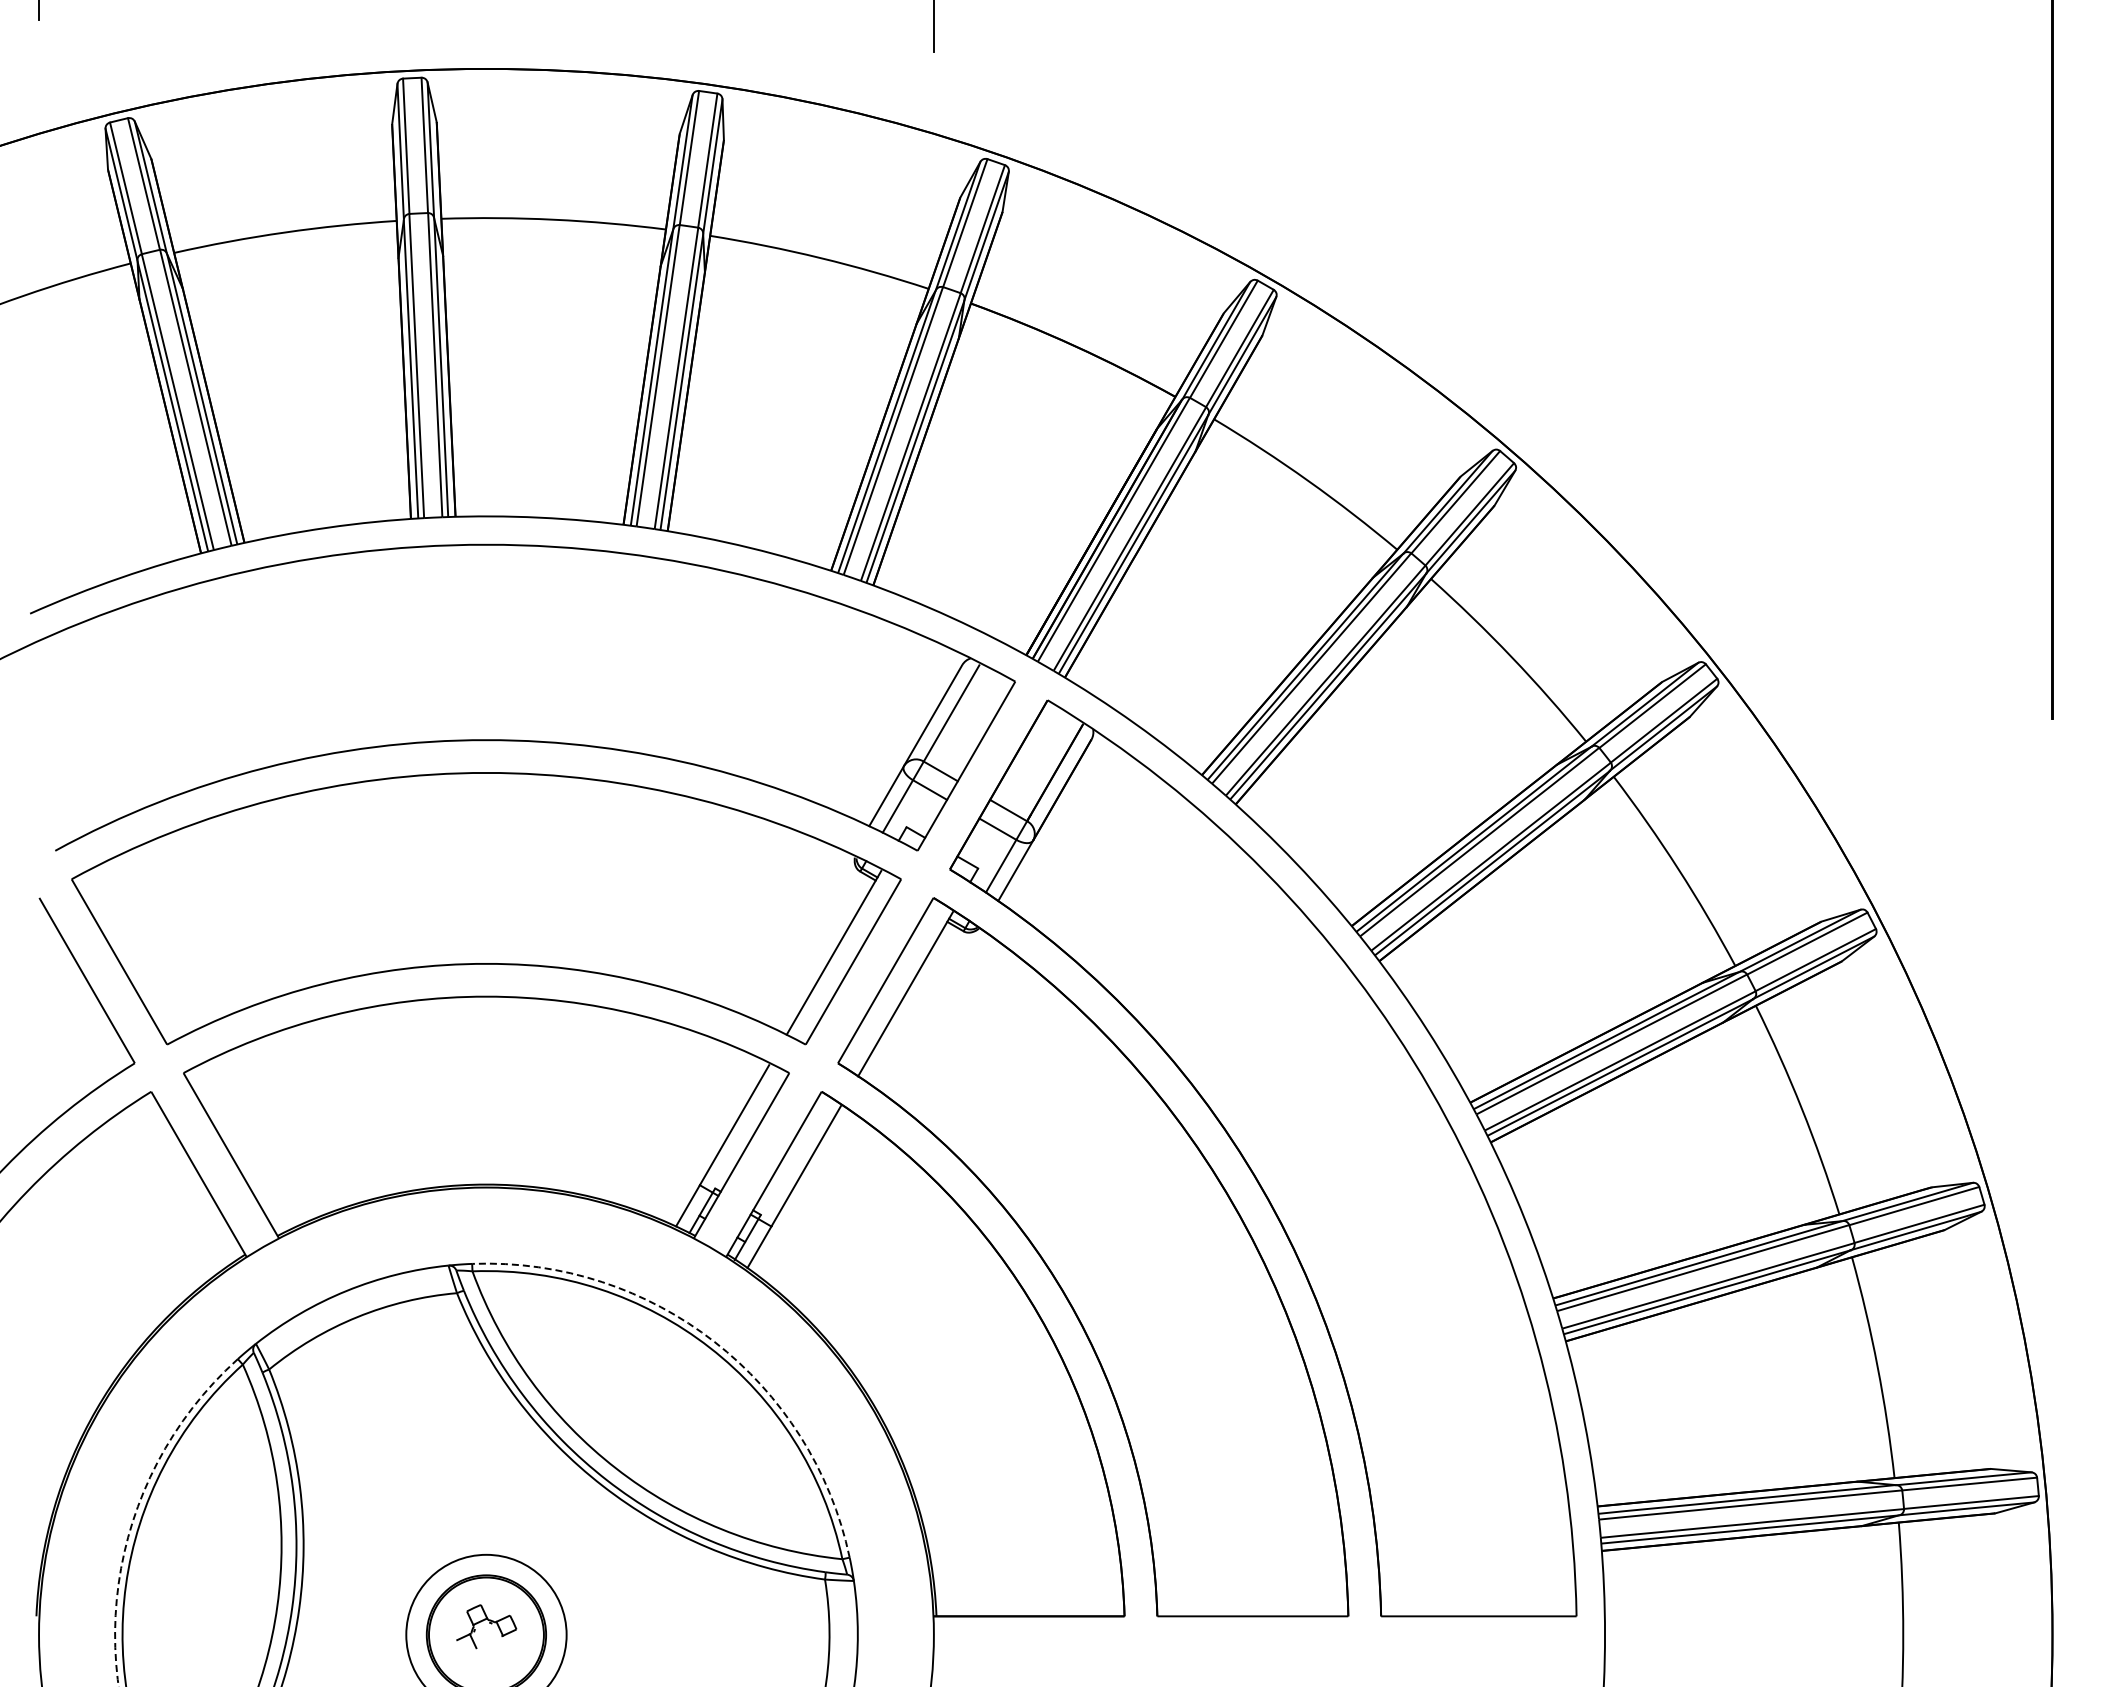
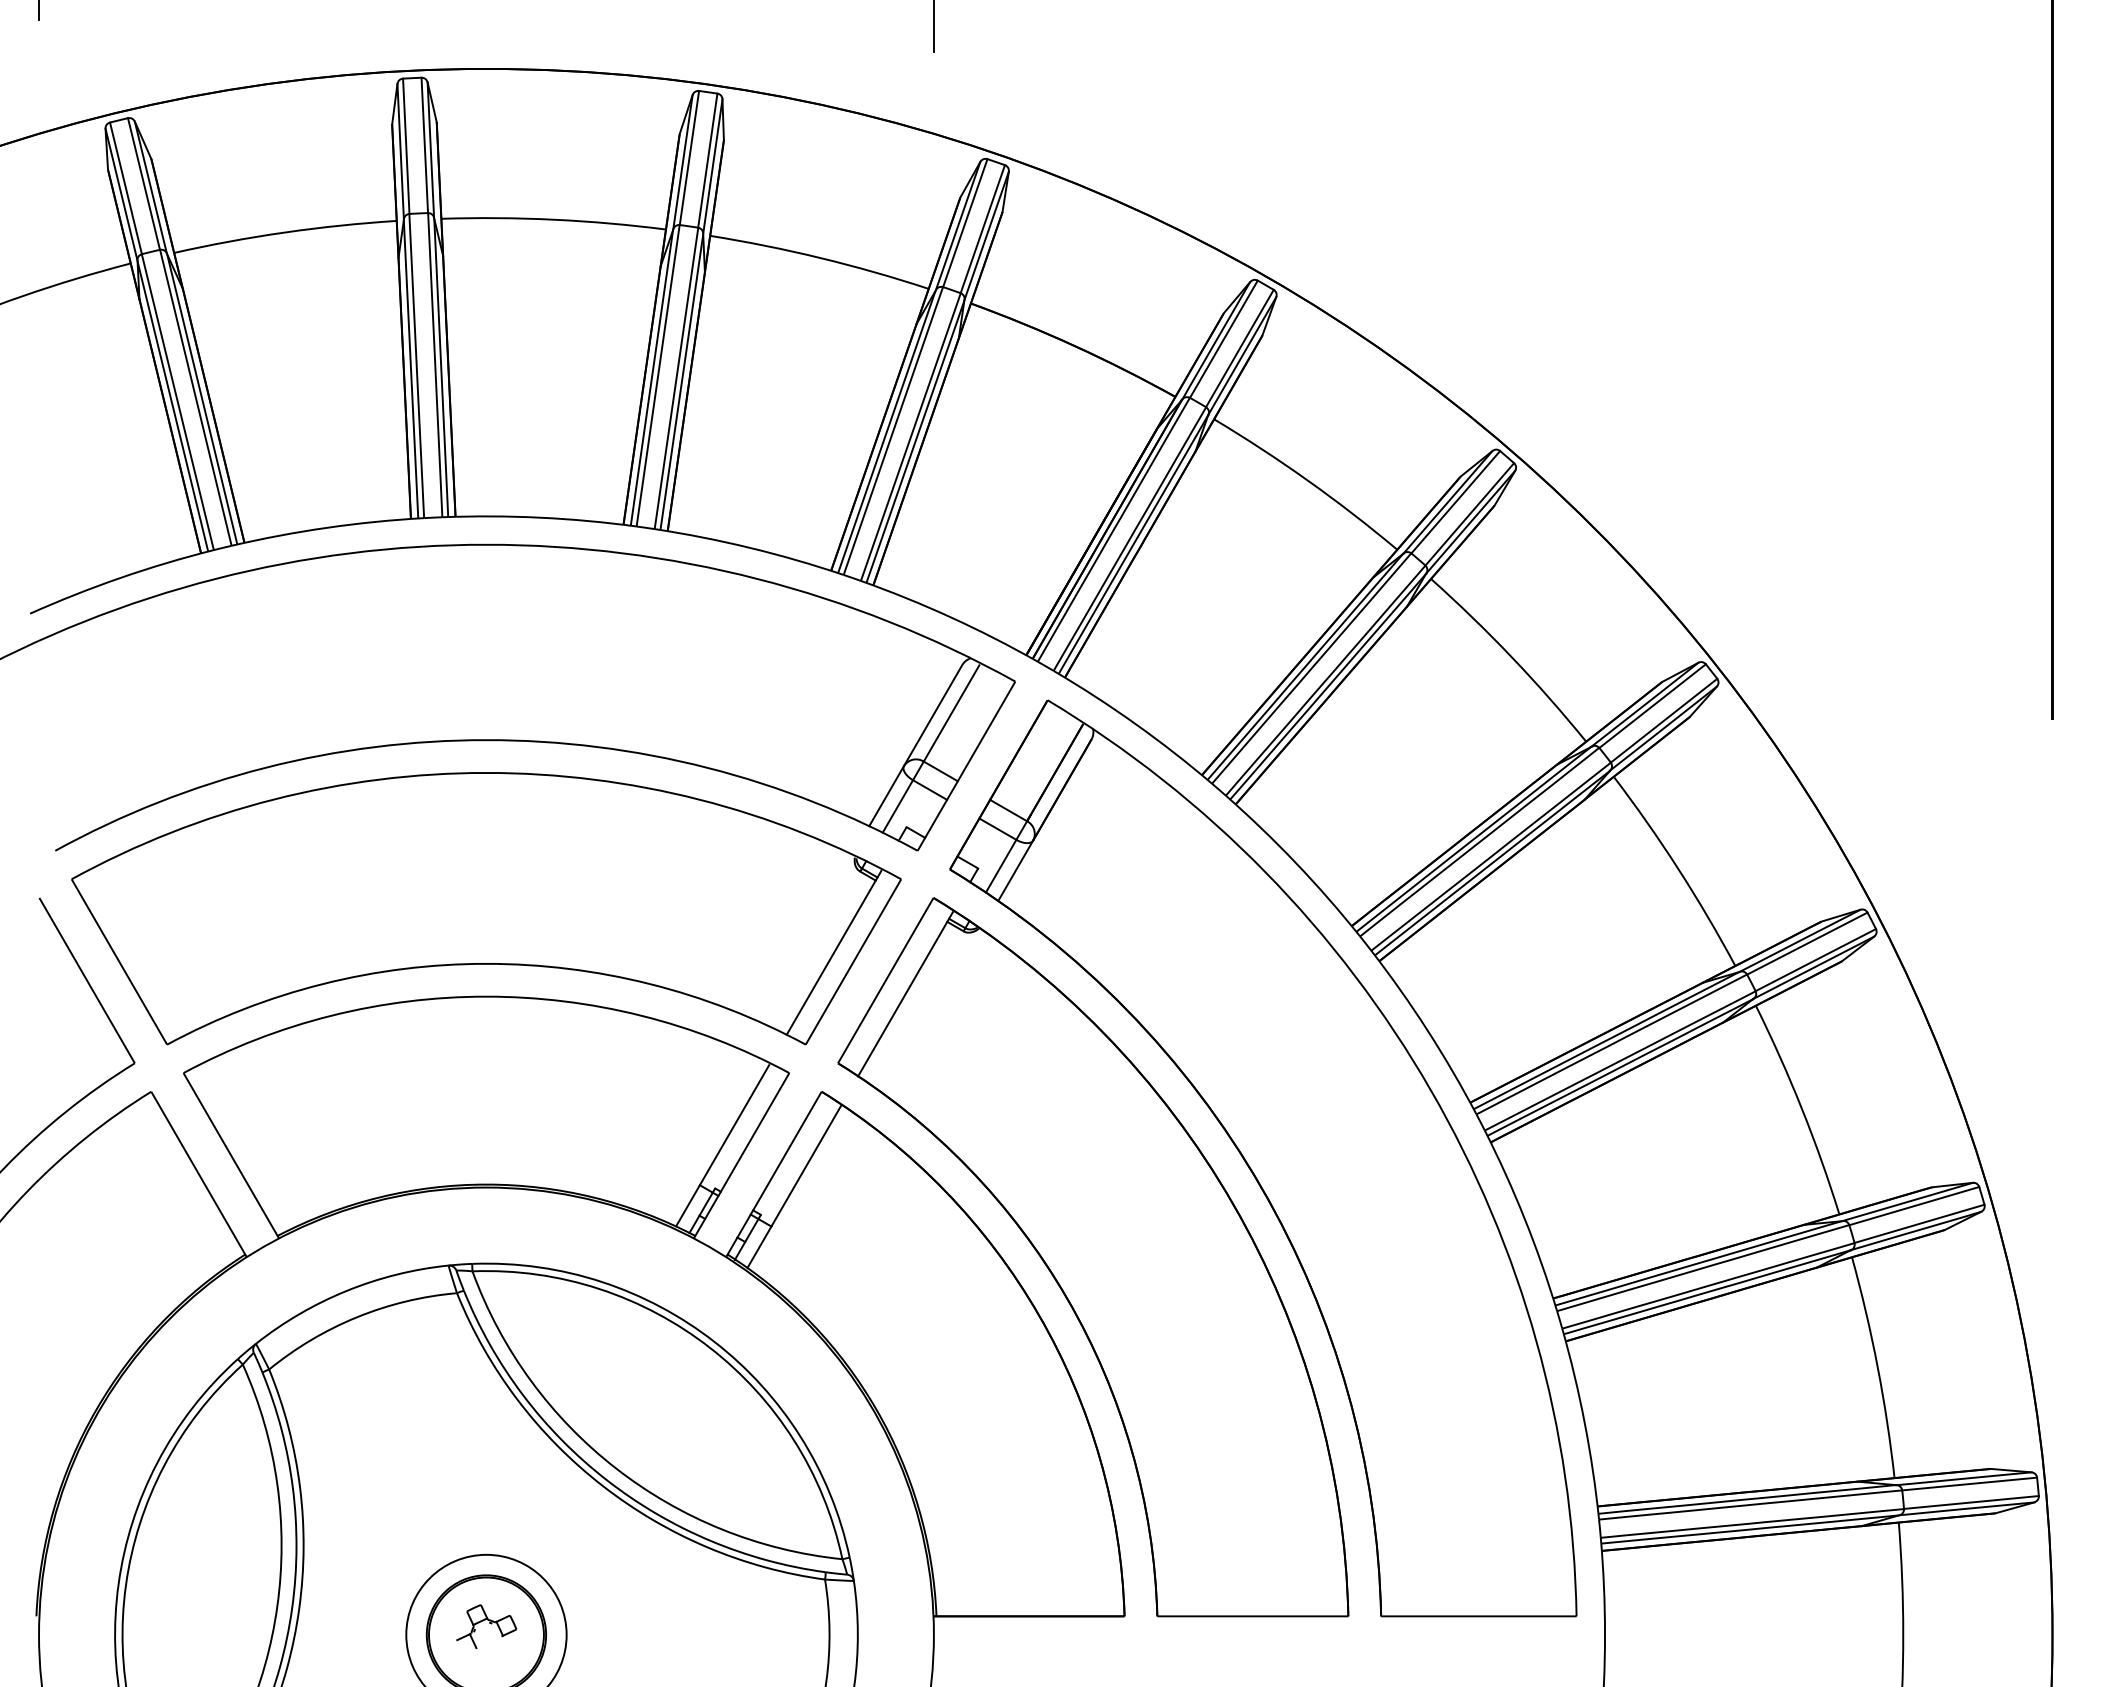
arc: dashed -> solid (714, 1341)
arc: dashed -> solid (137, 1506)
